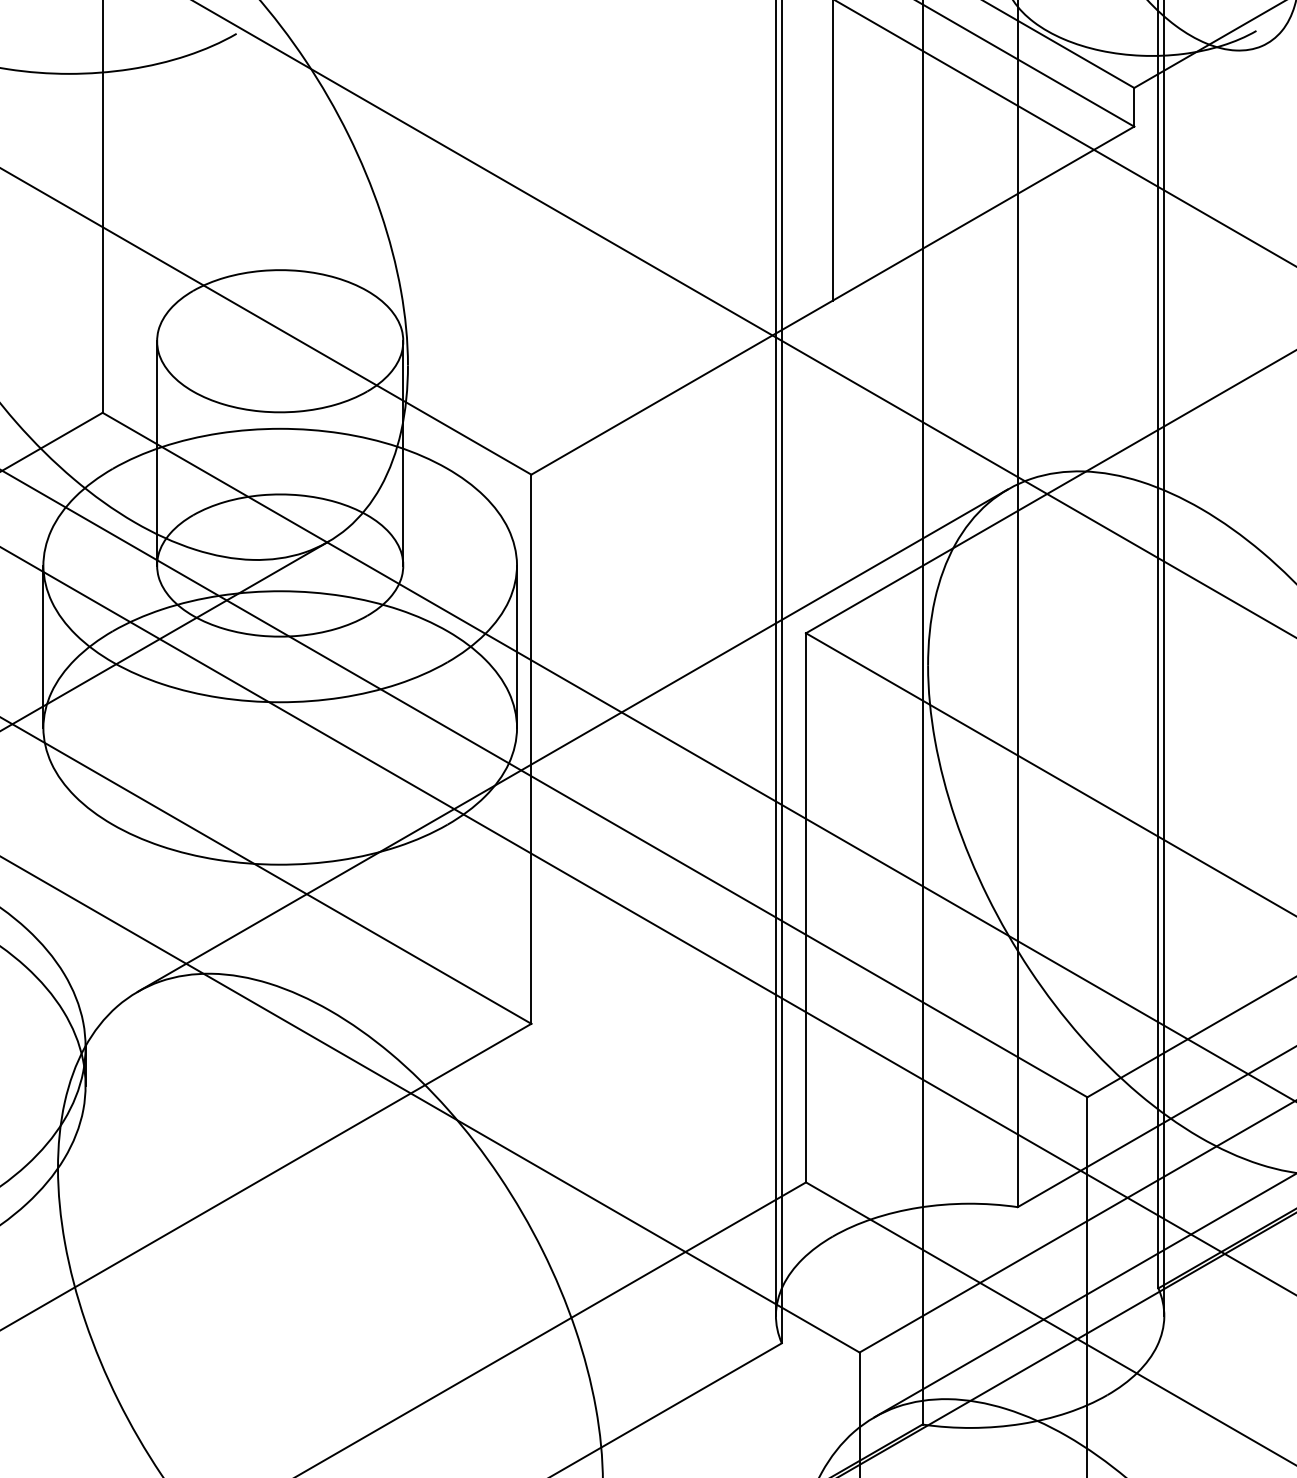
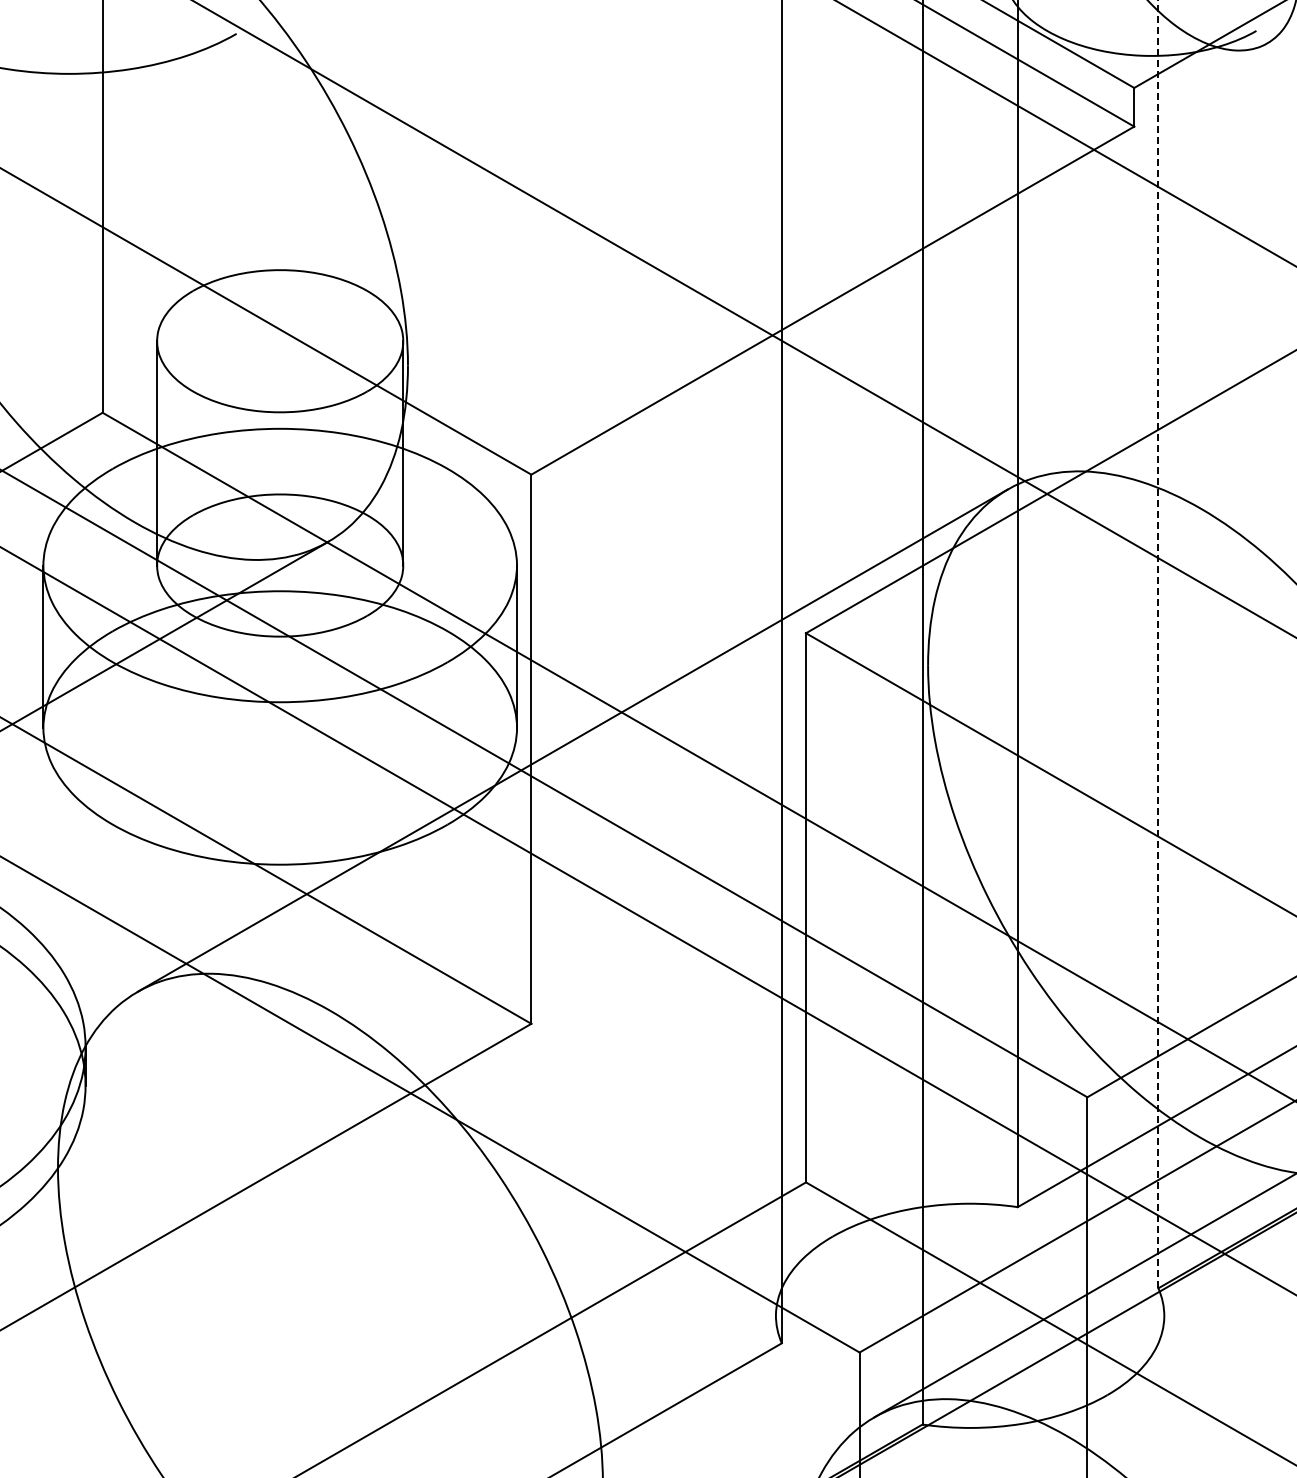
line: present -> none (832, 151)
line: solid -> dashed (1158, 644)
line: present -> none (775, 658)
line: present -> none (1164, 658)
